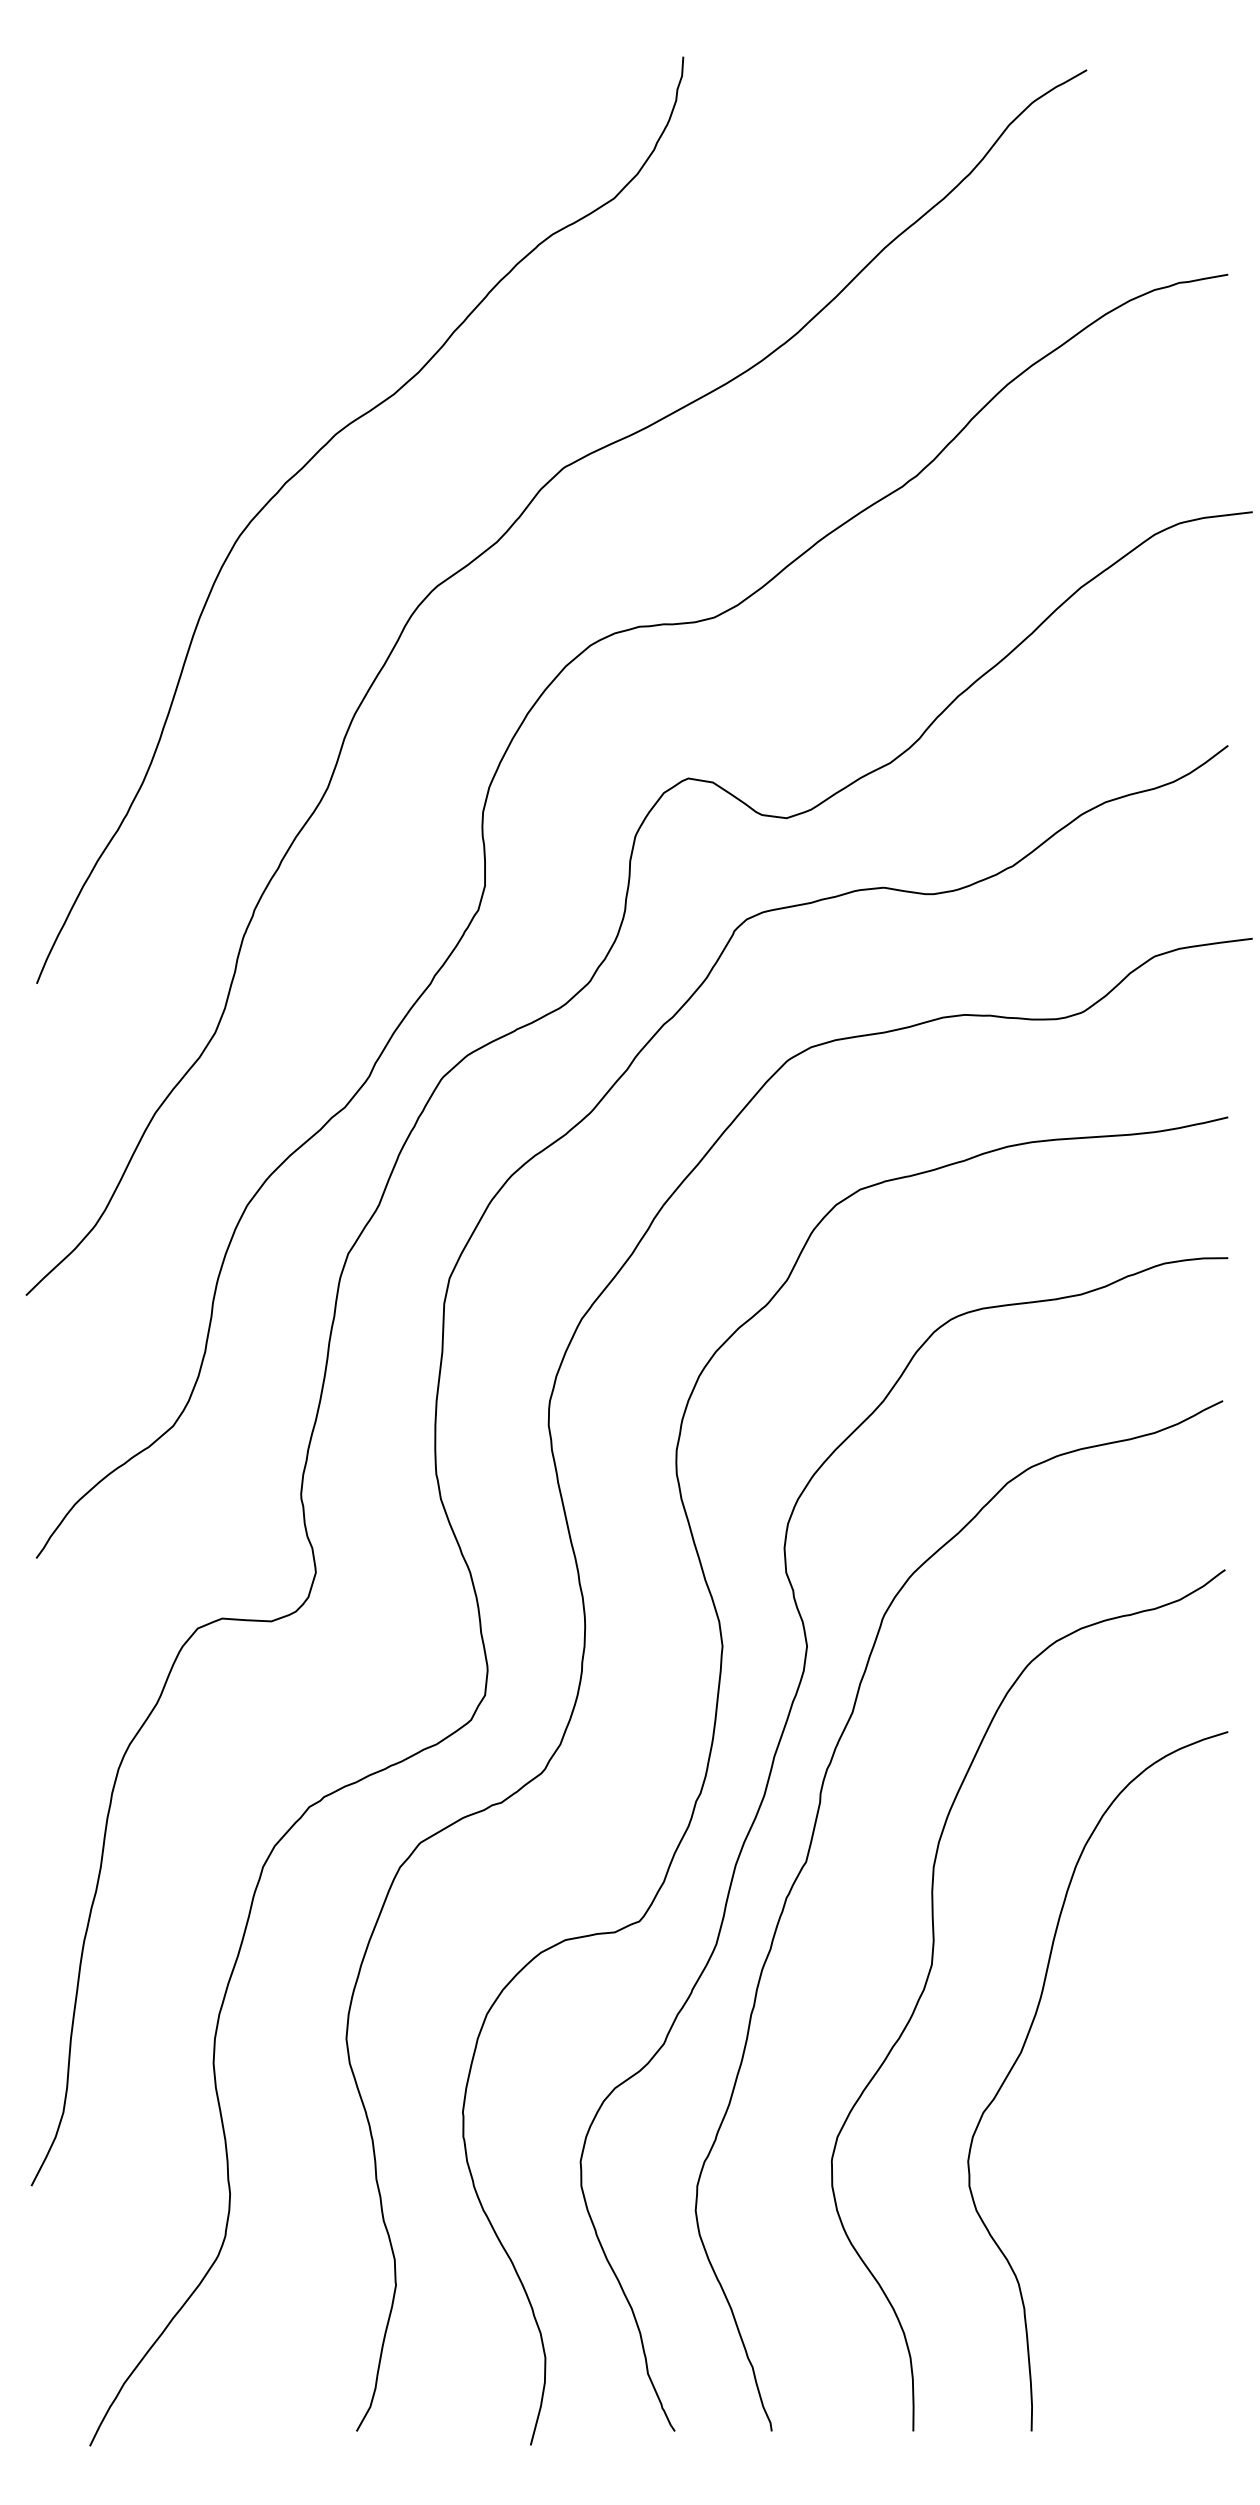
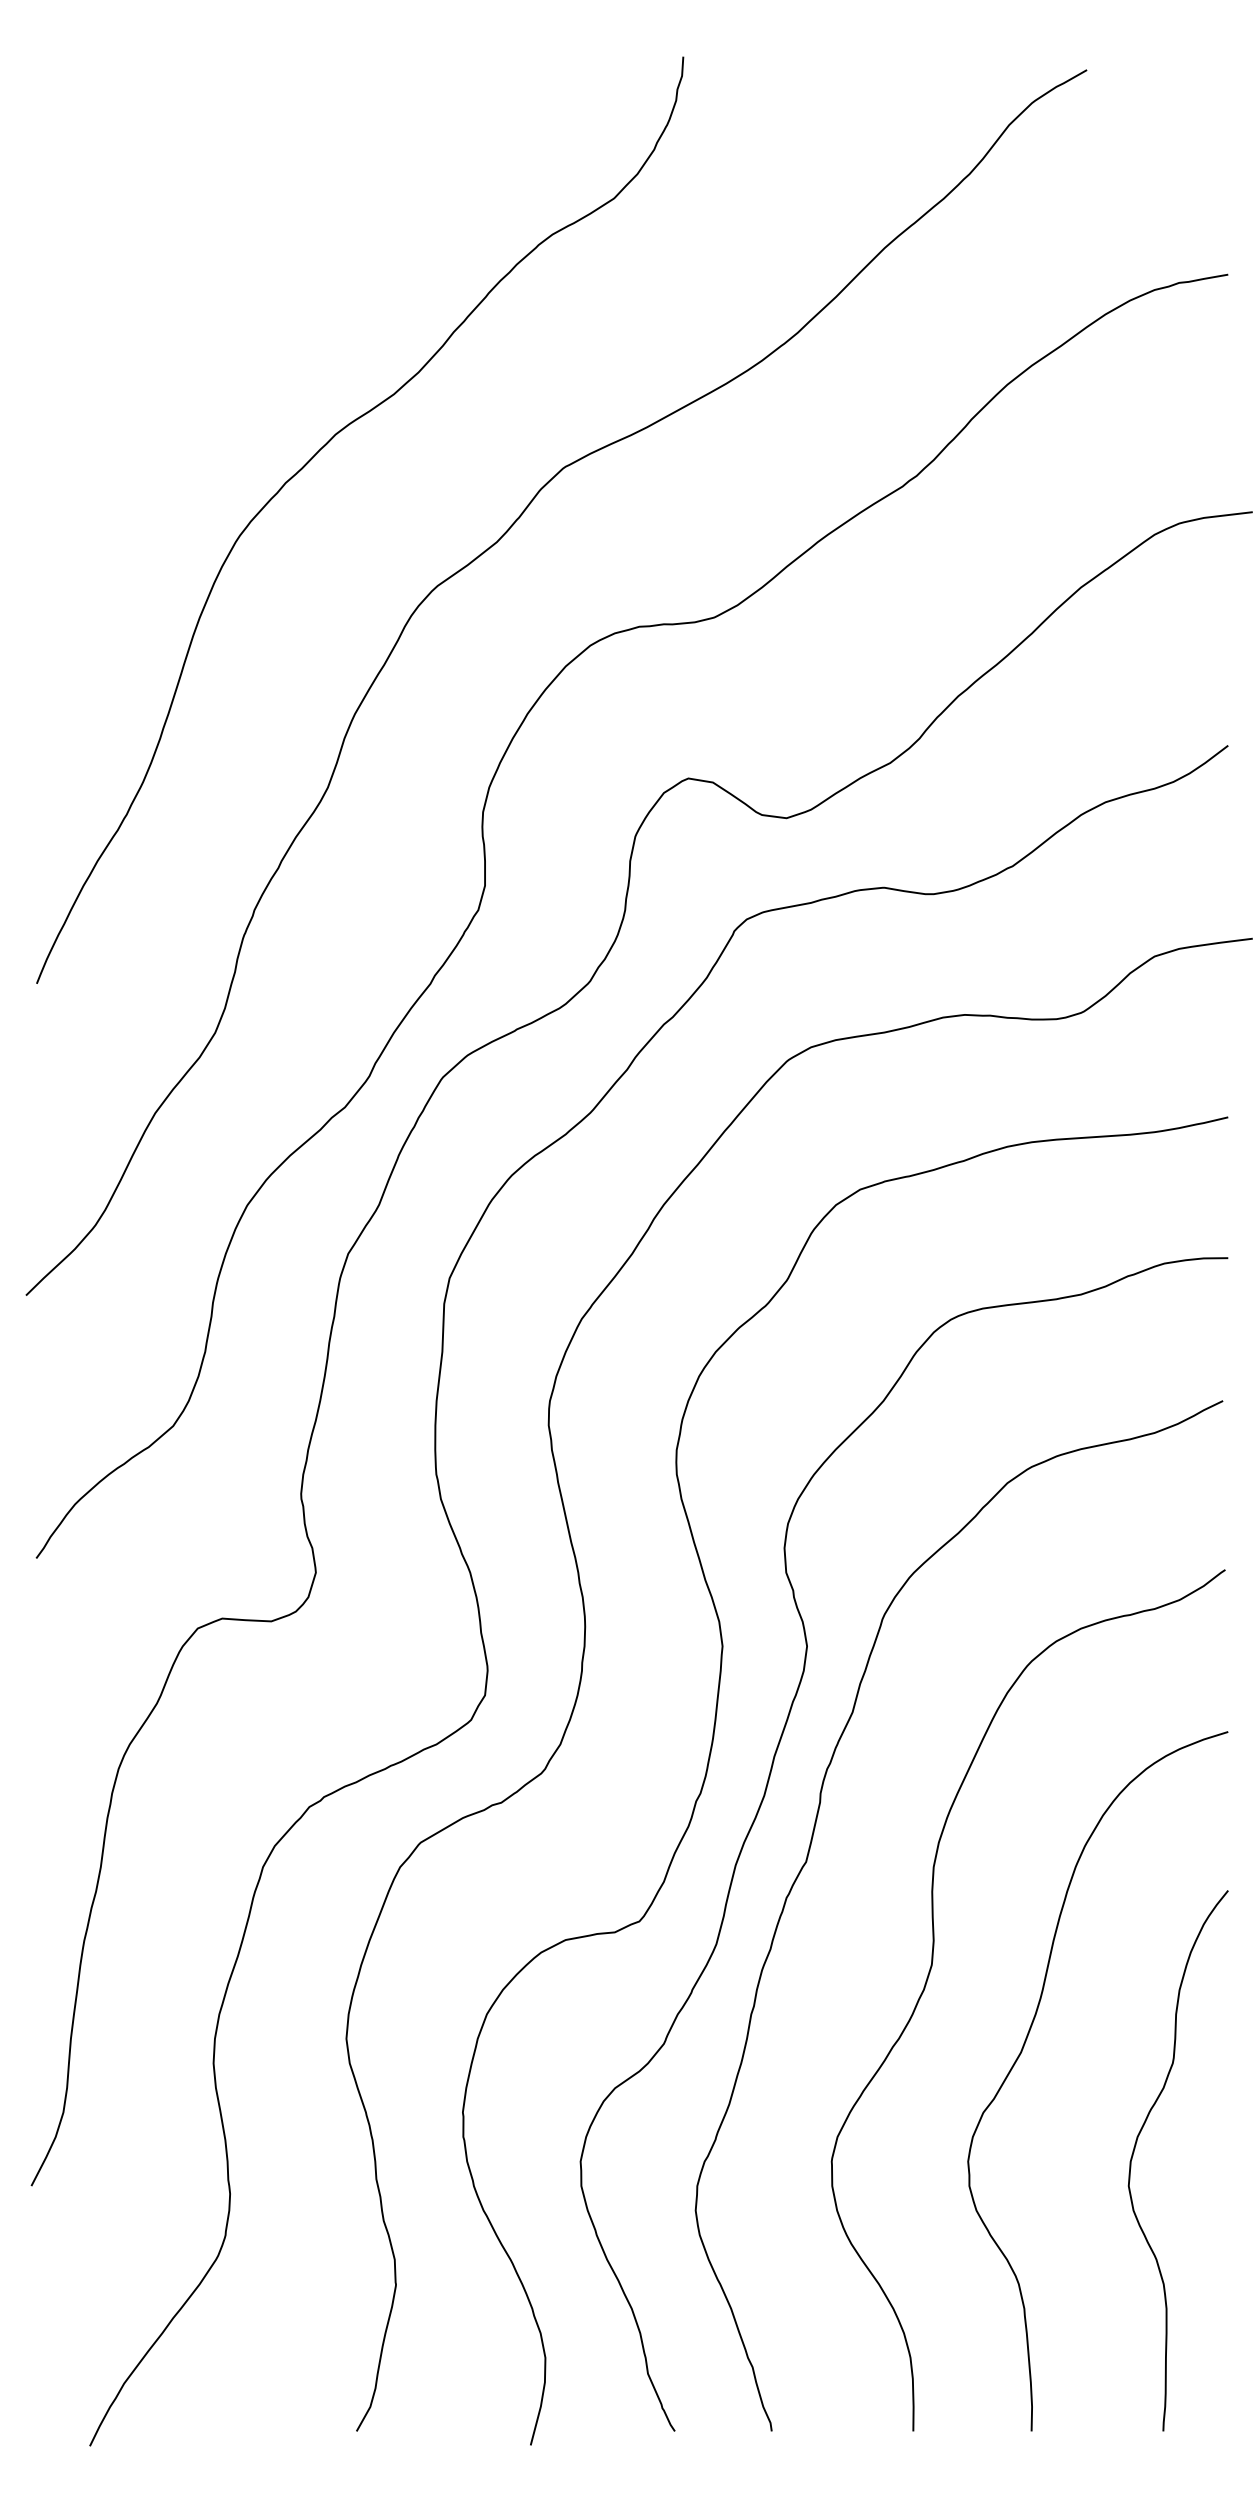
curve: none -> present (1136, 2145)
